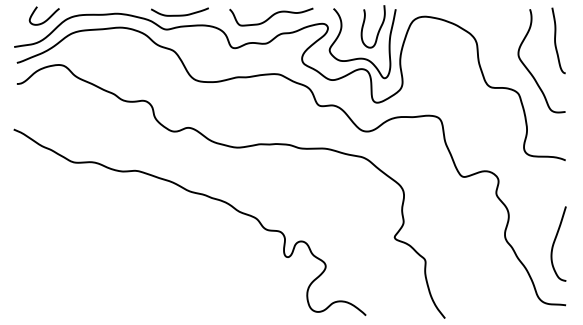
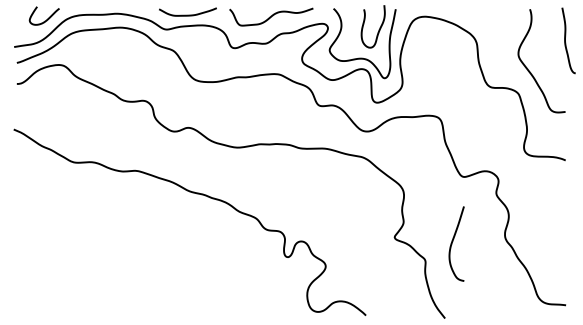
curve position: (179, 14) -> (187, 14) (187, 14)
curve position: (555, 40) -> (565, 40) (565, 40)
curve position: (555, 241) -> (453, 241) (453, 241)
